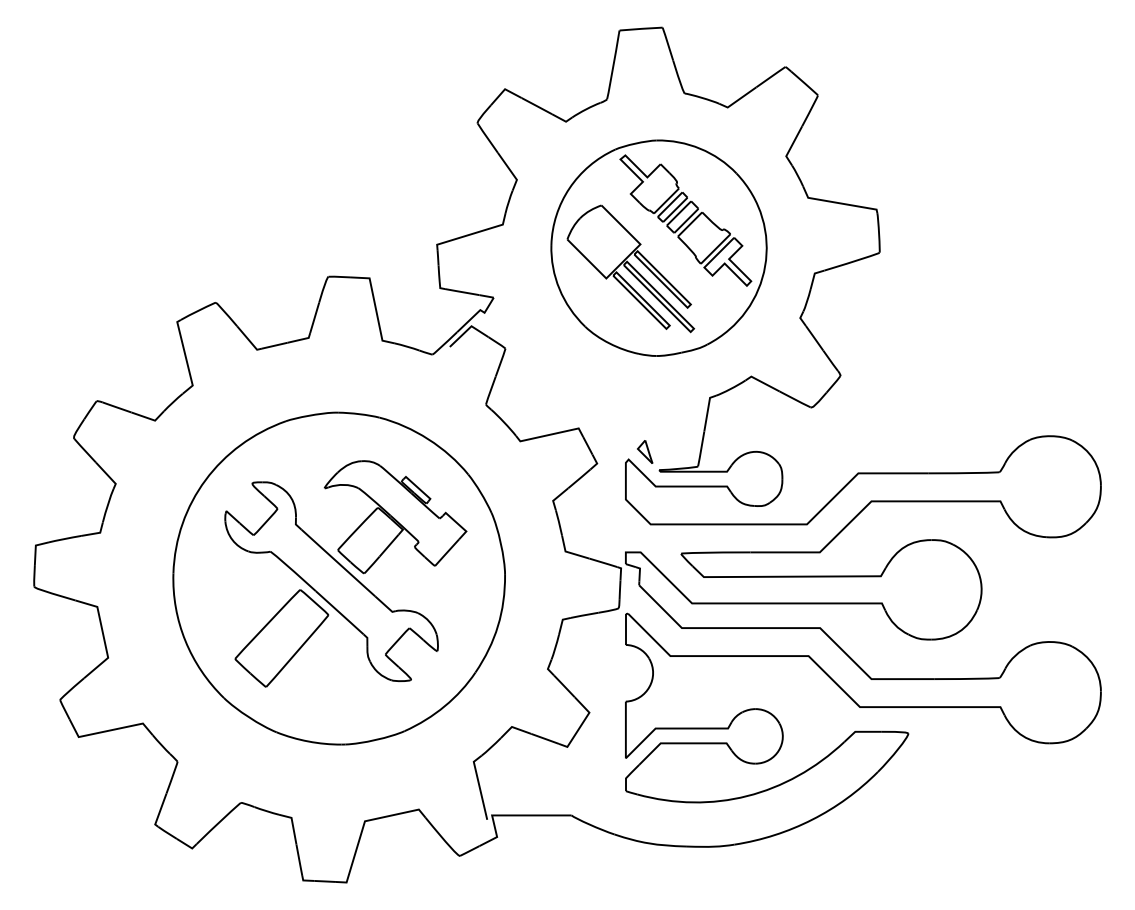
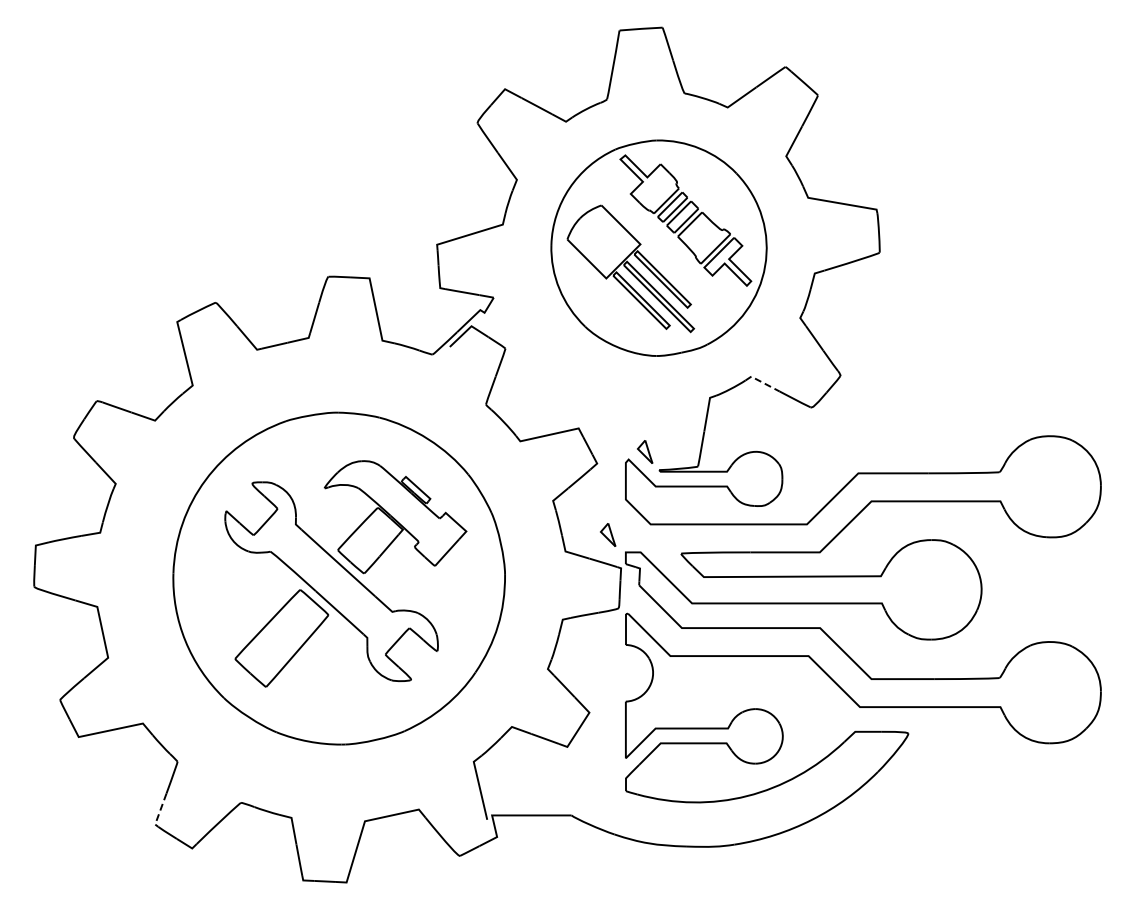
line: solid -> dashed (762, 382)
part: none -> present (608, 534)
line: solid -> dashed (160, 811)
